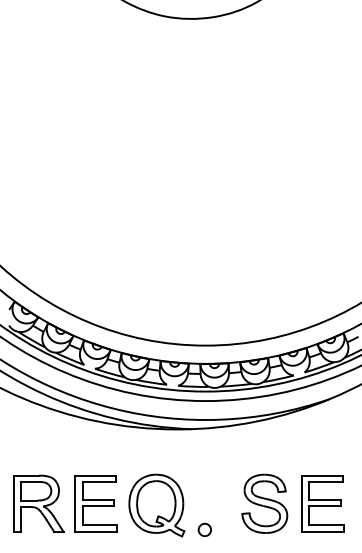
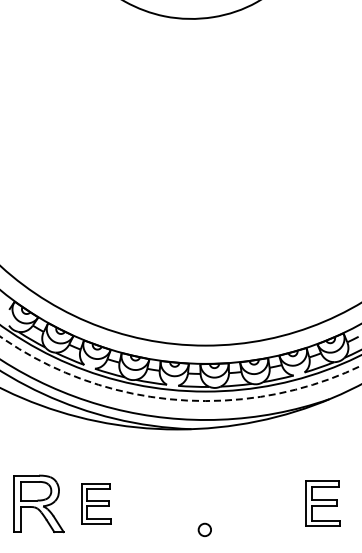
circle: solid -> dashed (180, 368)
part size: 44x58 px -> 31x42 px (96, 503)
part: present -> none (264, 503)
part size: 44x58 px -> 36x47 px (322, 503)
part: present -> none (156, 505)
